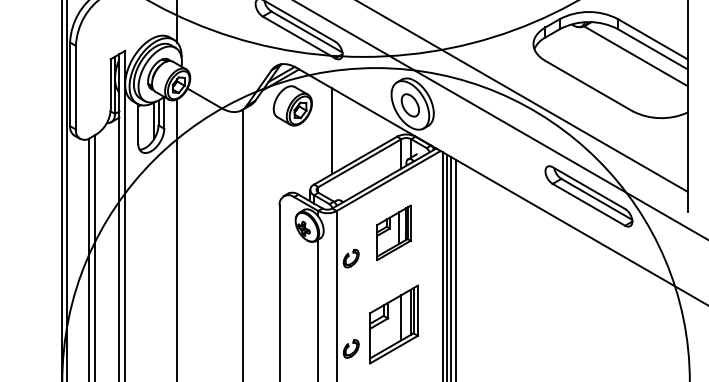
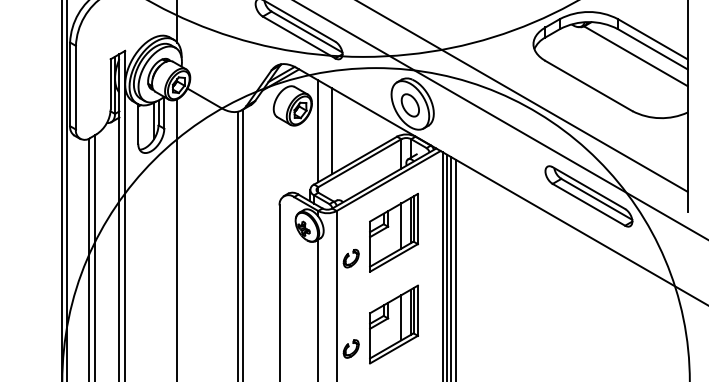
line: none -> present (318, 131)
part size: 36x58 px -> 50x80 px (393, 232)
line: none -> present (238, 244)
